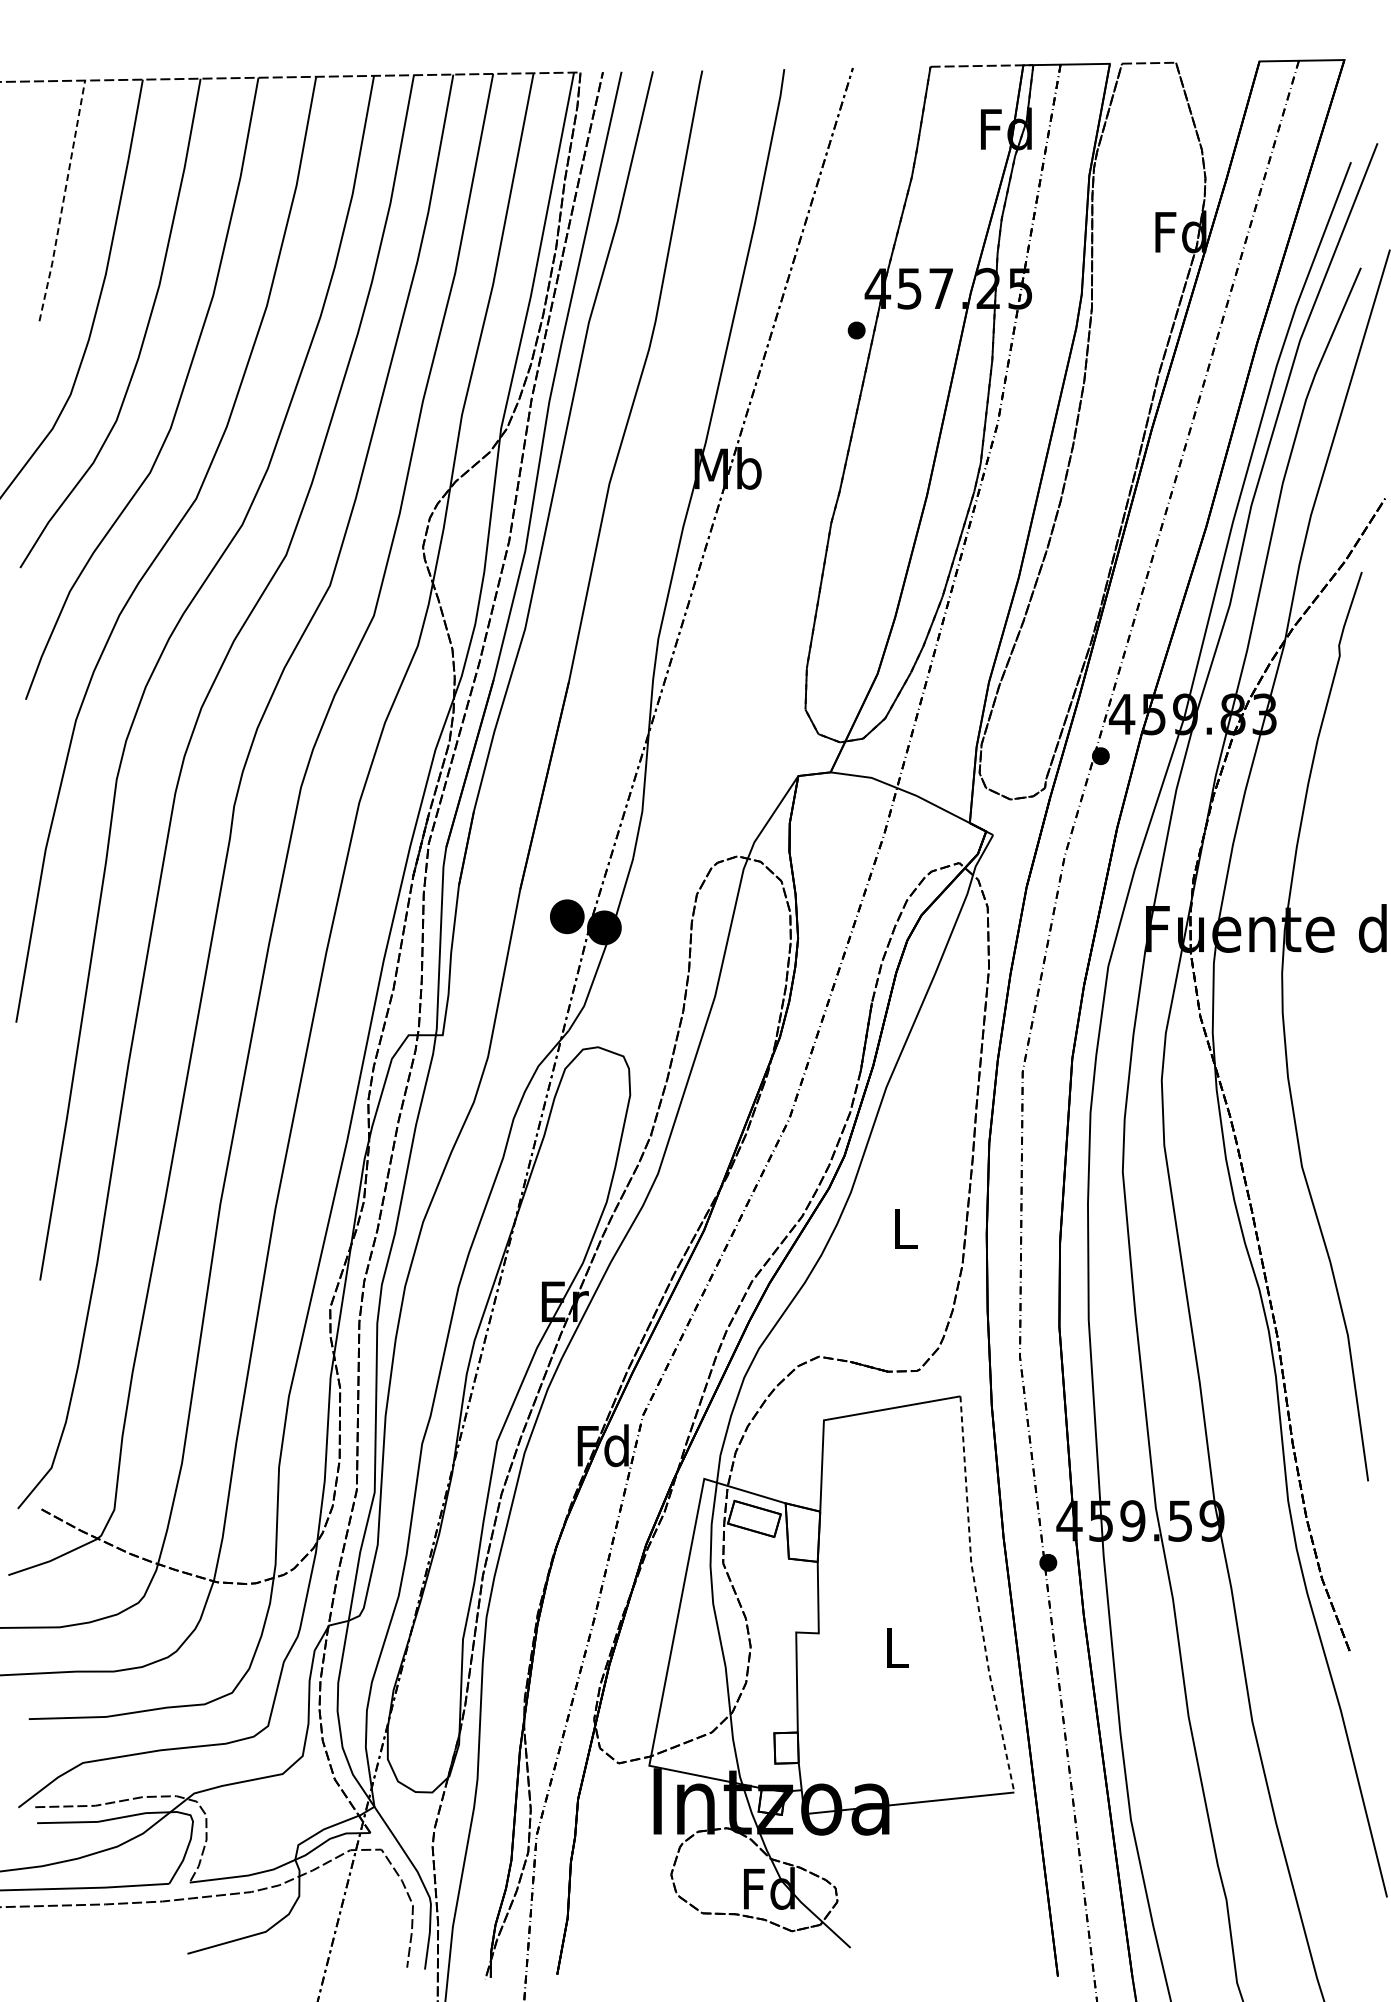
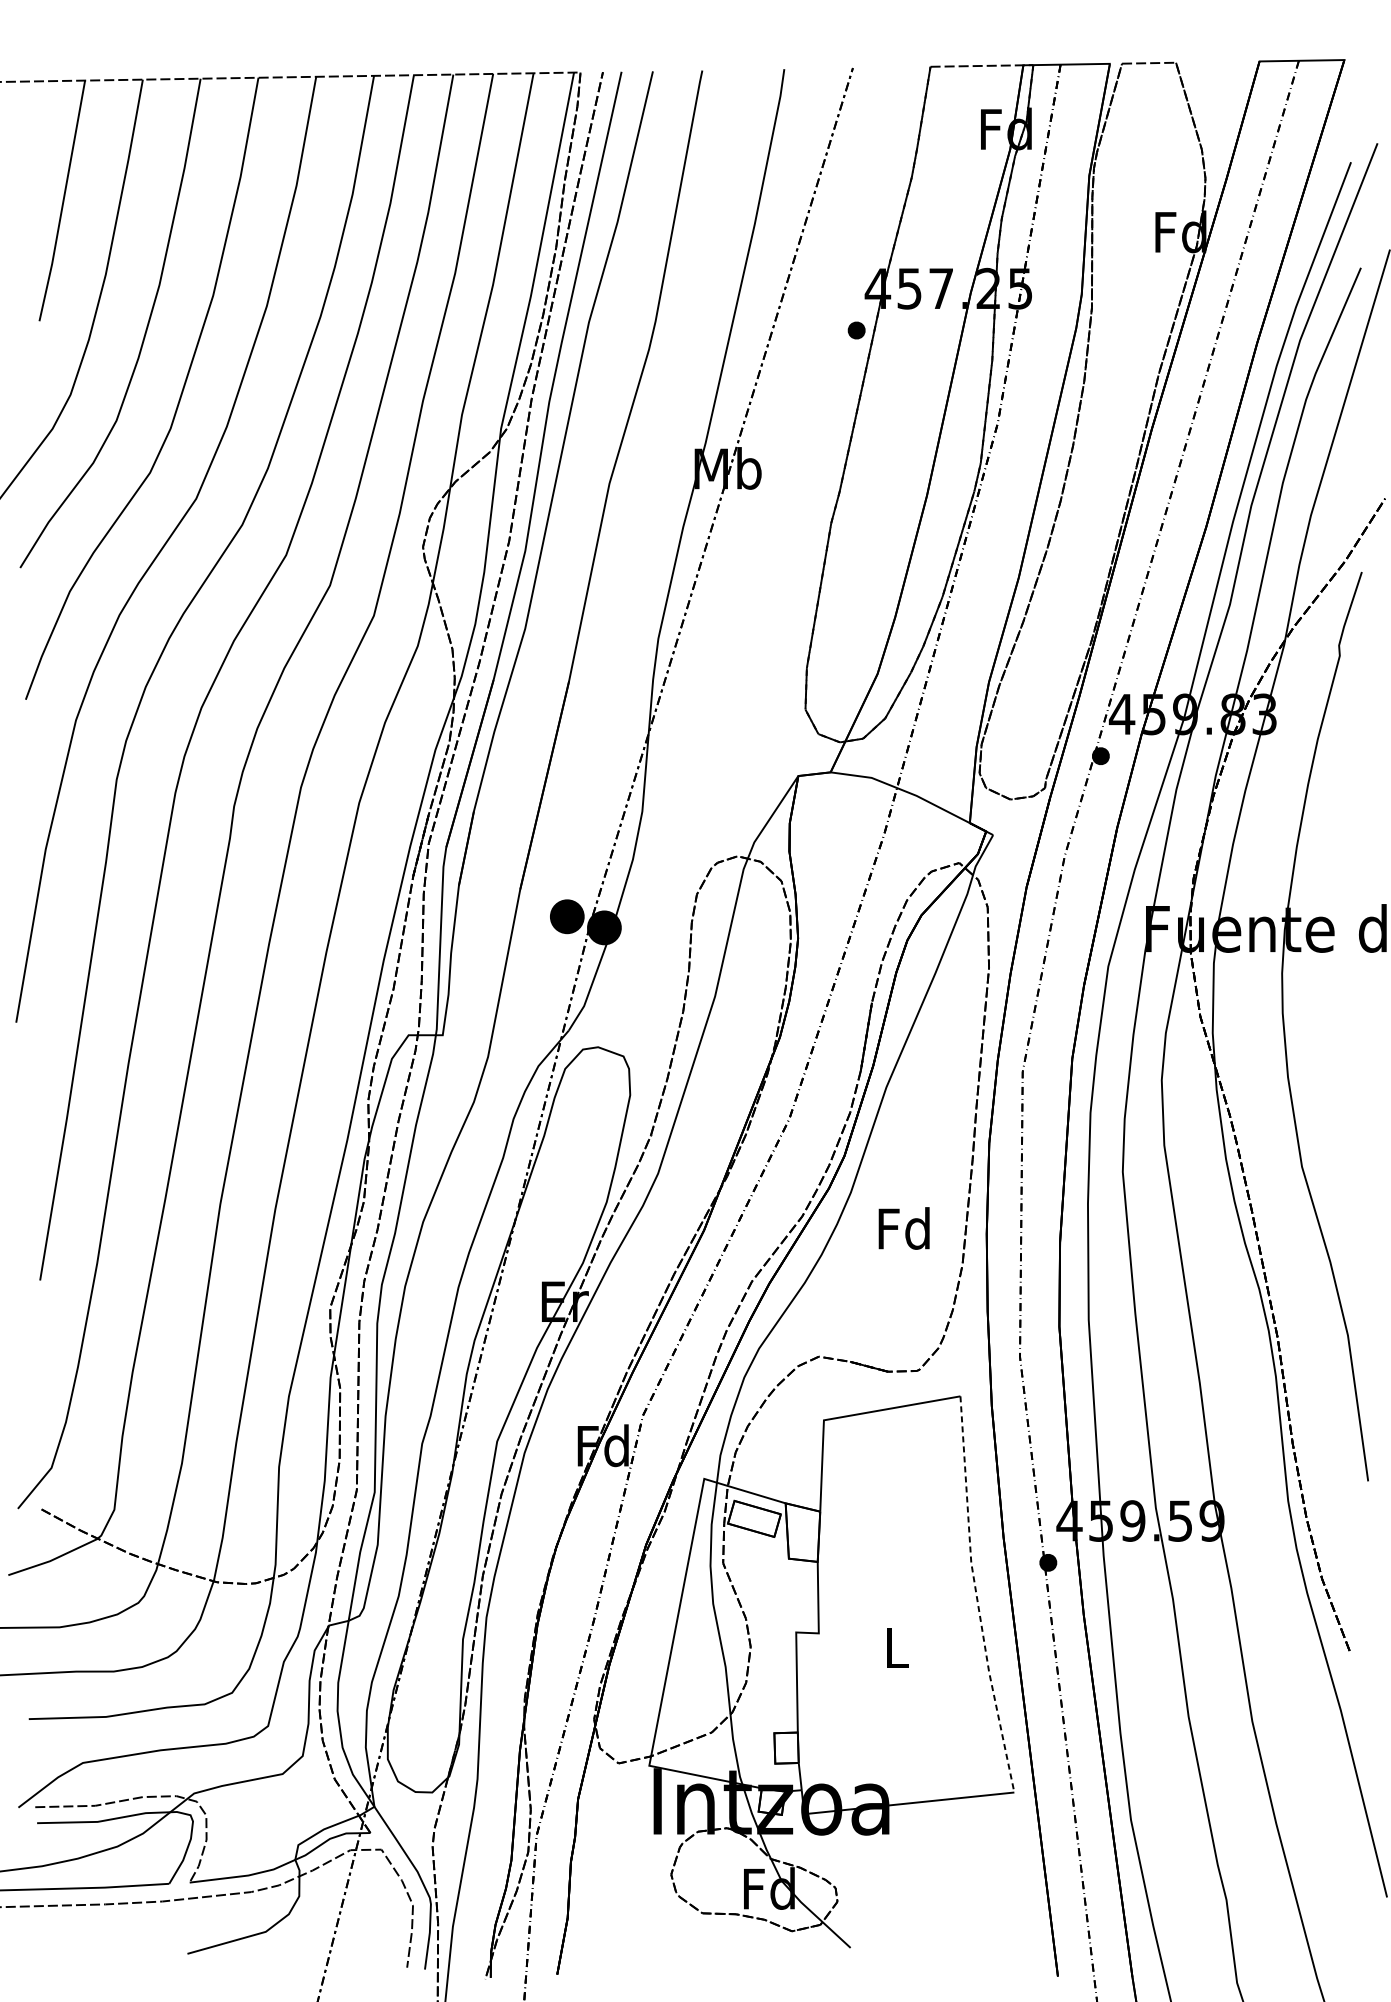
line: dashed -> solid (63, 201)
text: L -> Fd (903, 1228)
